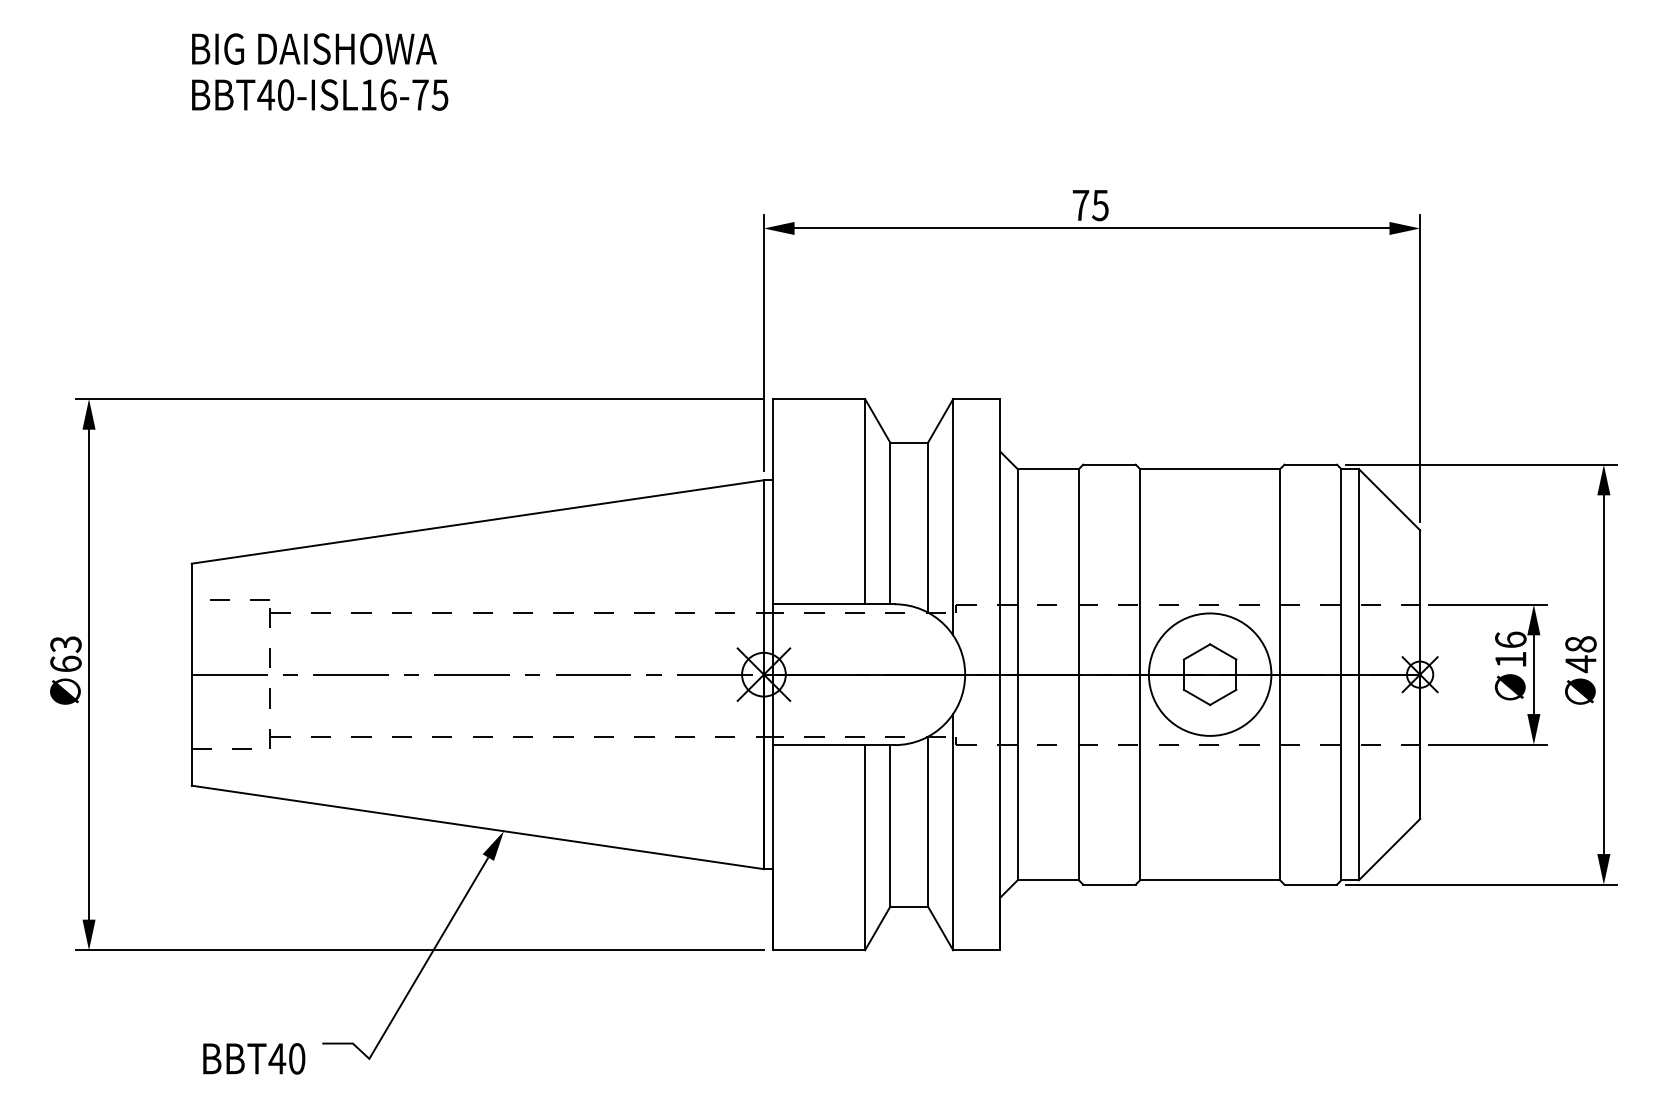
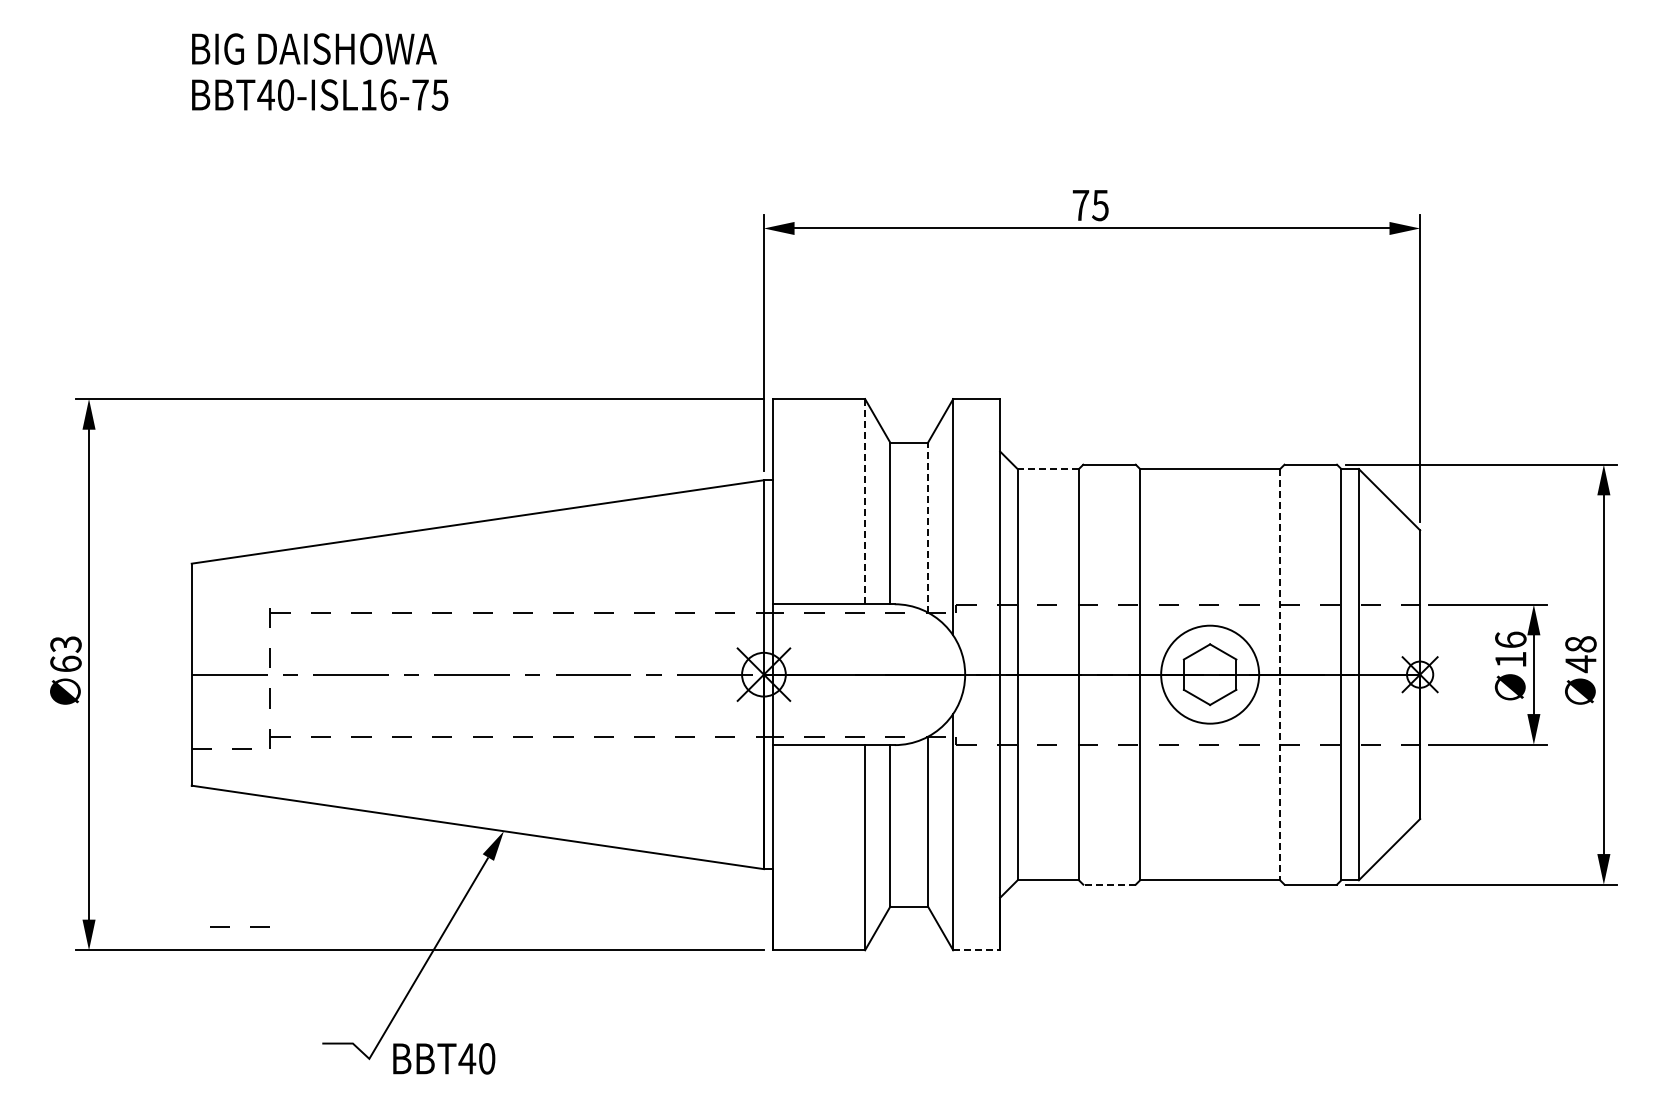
line: solid -> dashed (1048, 469)
line: solid -> dashed (865, 501)
line: solid -> dashed (927, 527)
line position: (229, 599) -> (229, 926) (229, 926)
circle diameter: 122 px -> 98 px (1210, 674)
line: solid -> dashed (1280, 674)
line: solid -> dashed (1109, 884)
line: solid -> dashed (977, 950)
text position: (254, 1058) -> (444, 1058) (444, 1058)
